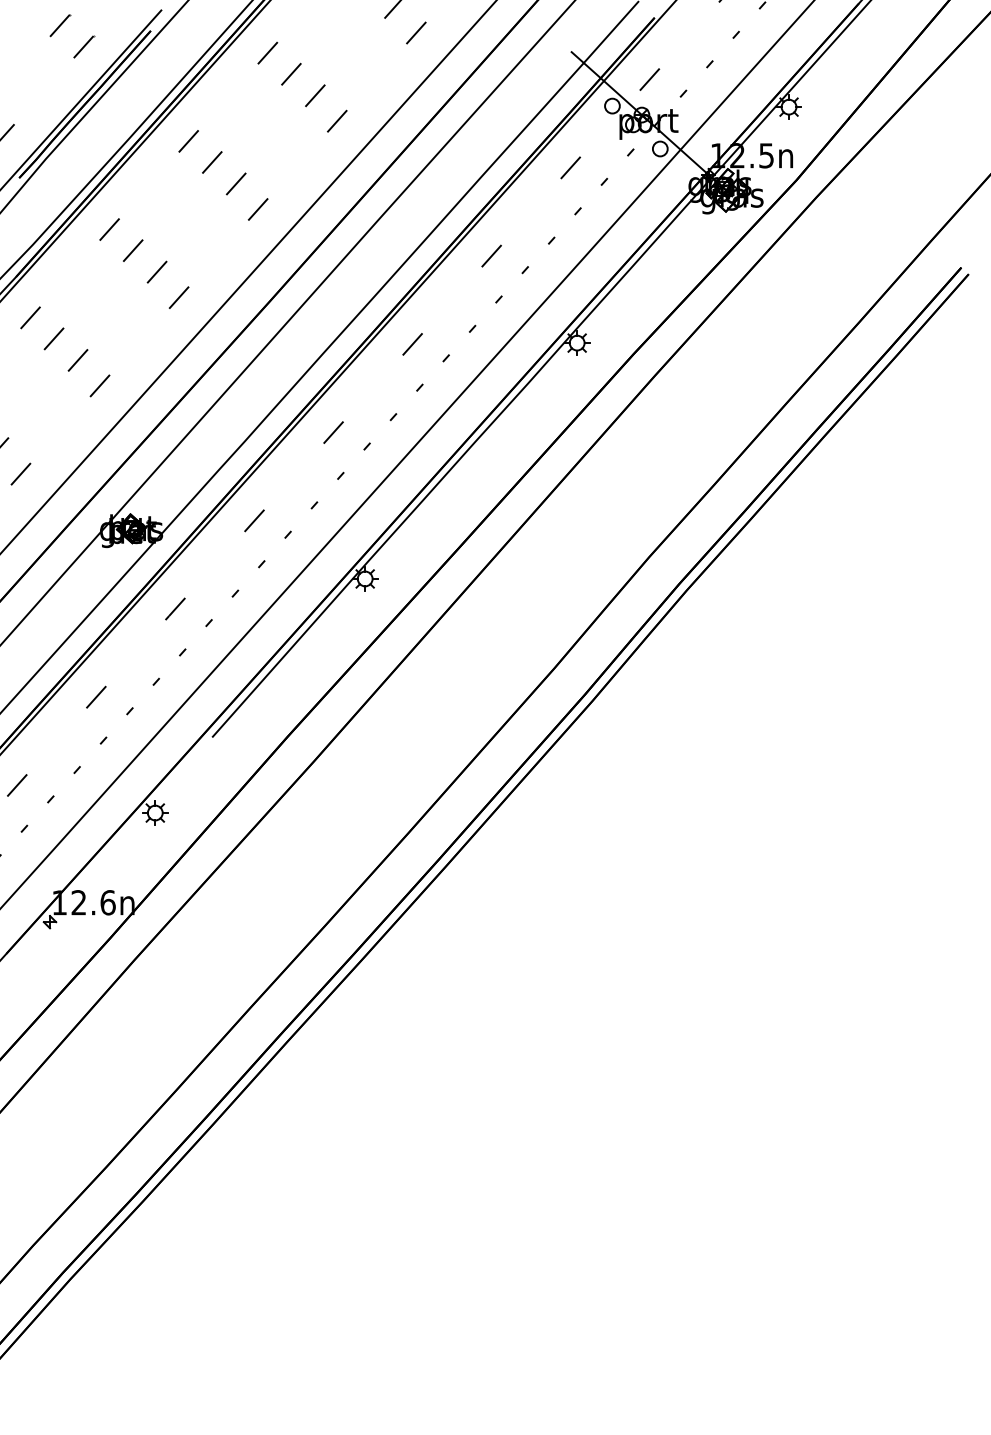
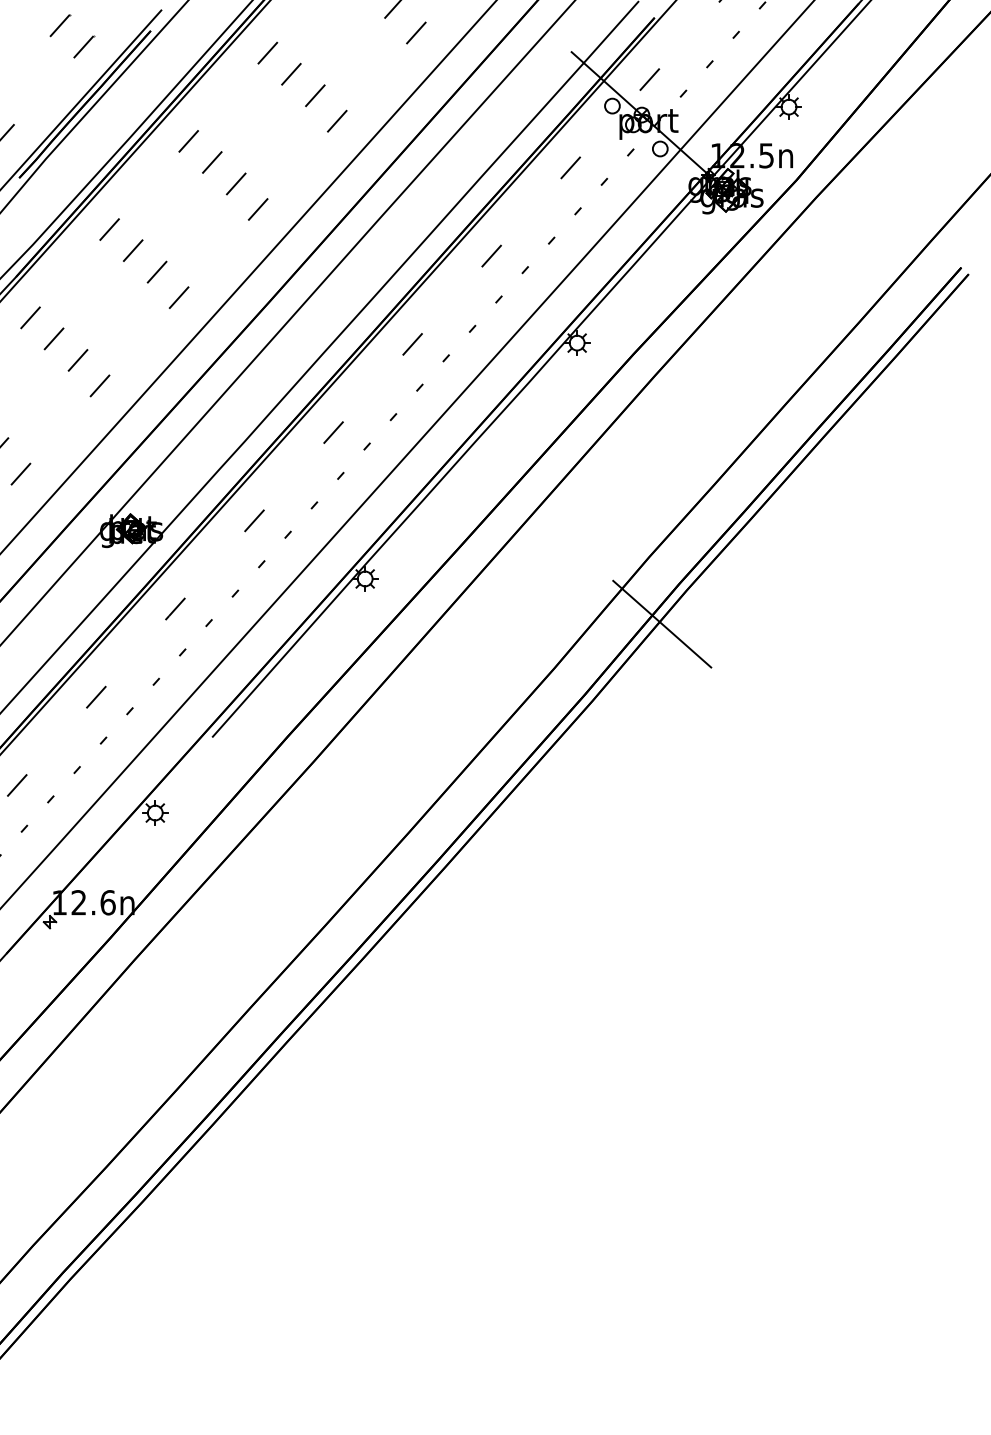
line: none -> present (662, 623)
